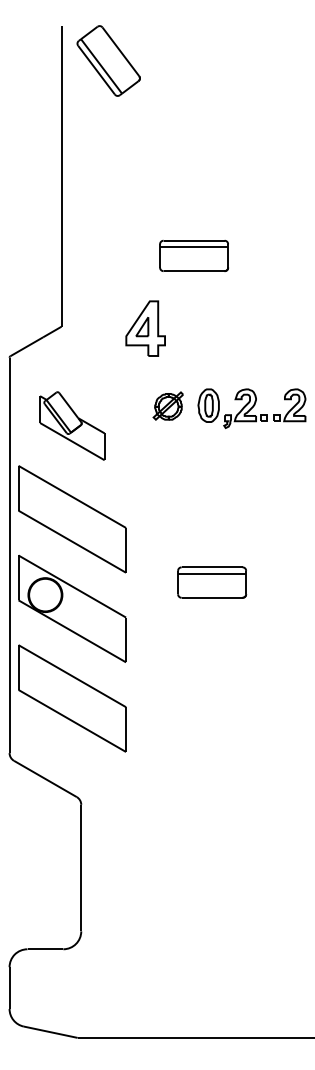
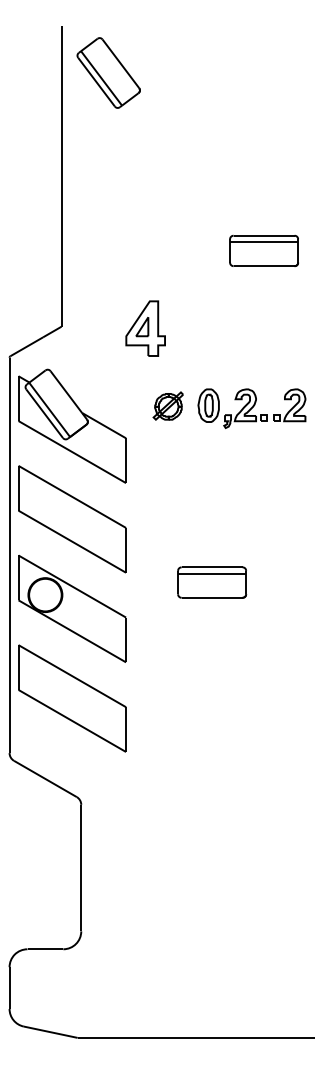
part position: (108, 60) -> (108, 72) (108, 72)
part position: (193, 255) -> (263, 250) (263, 250)
part size: 67x70 px -> 109x116 px (72, 425)
